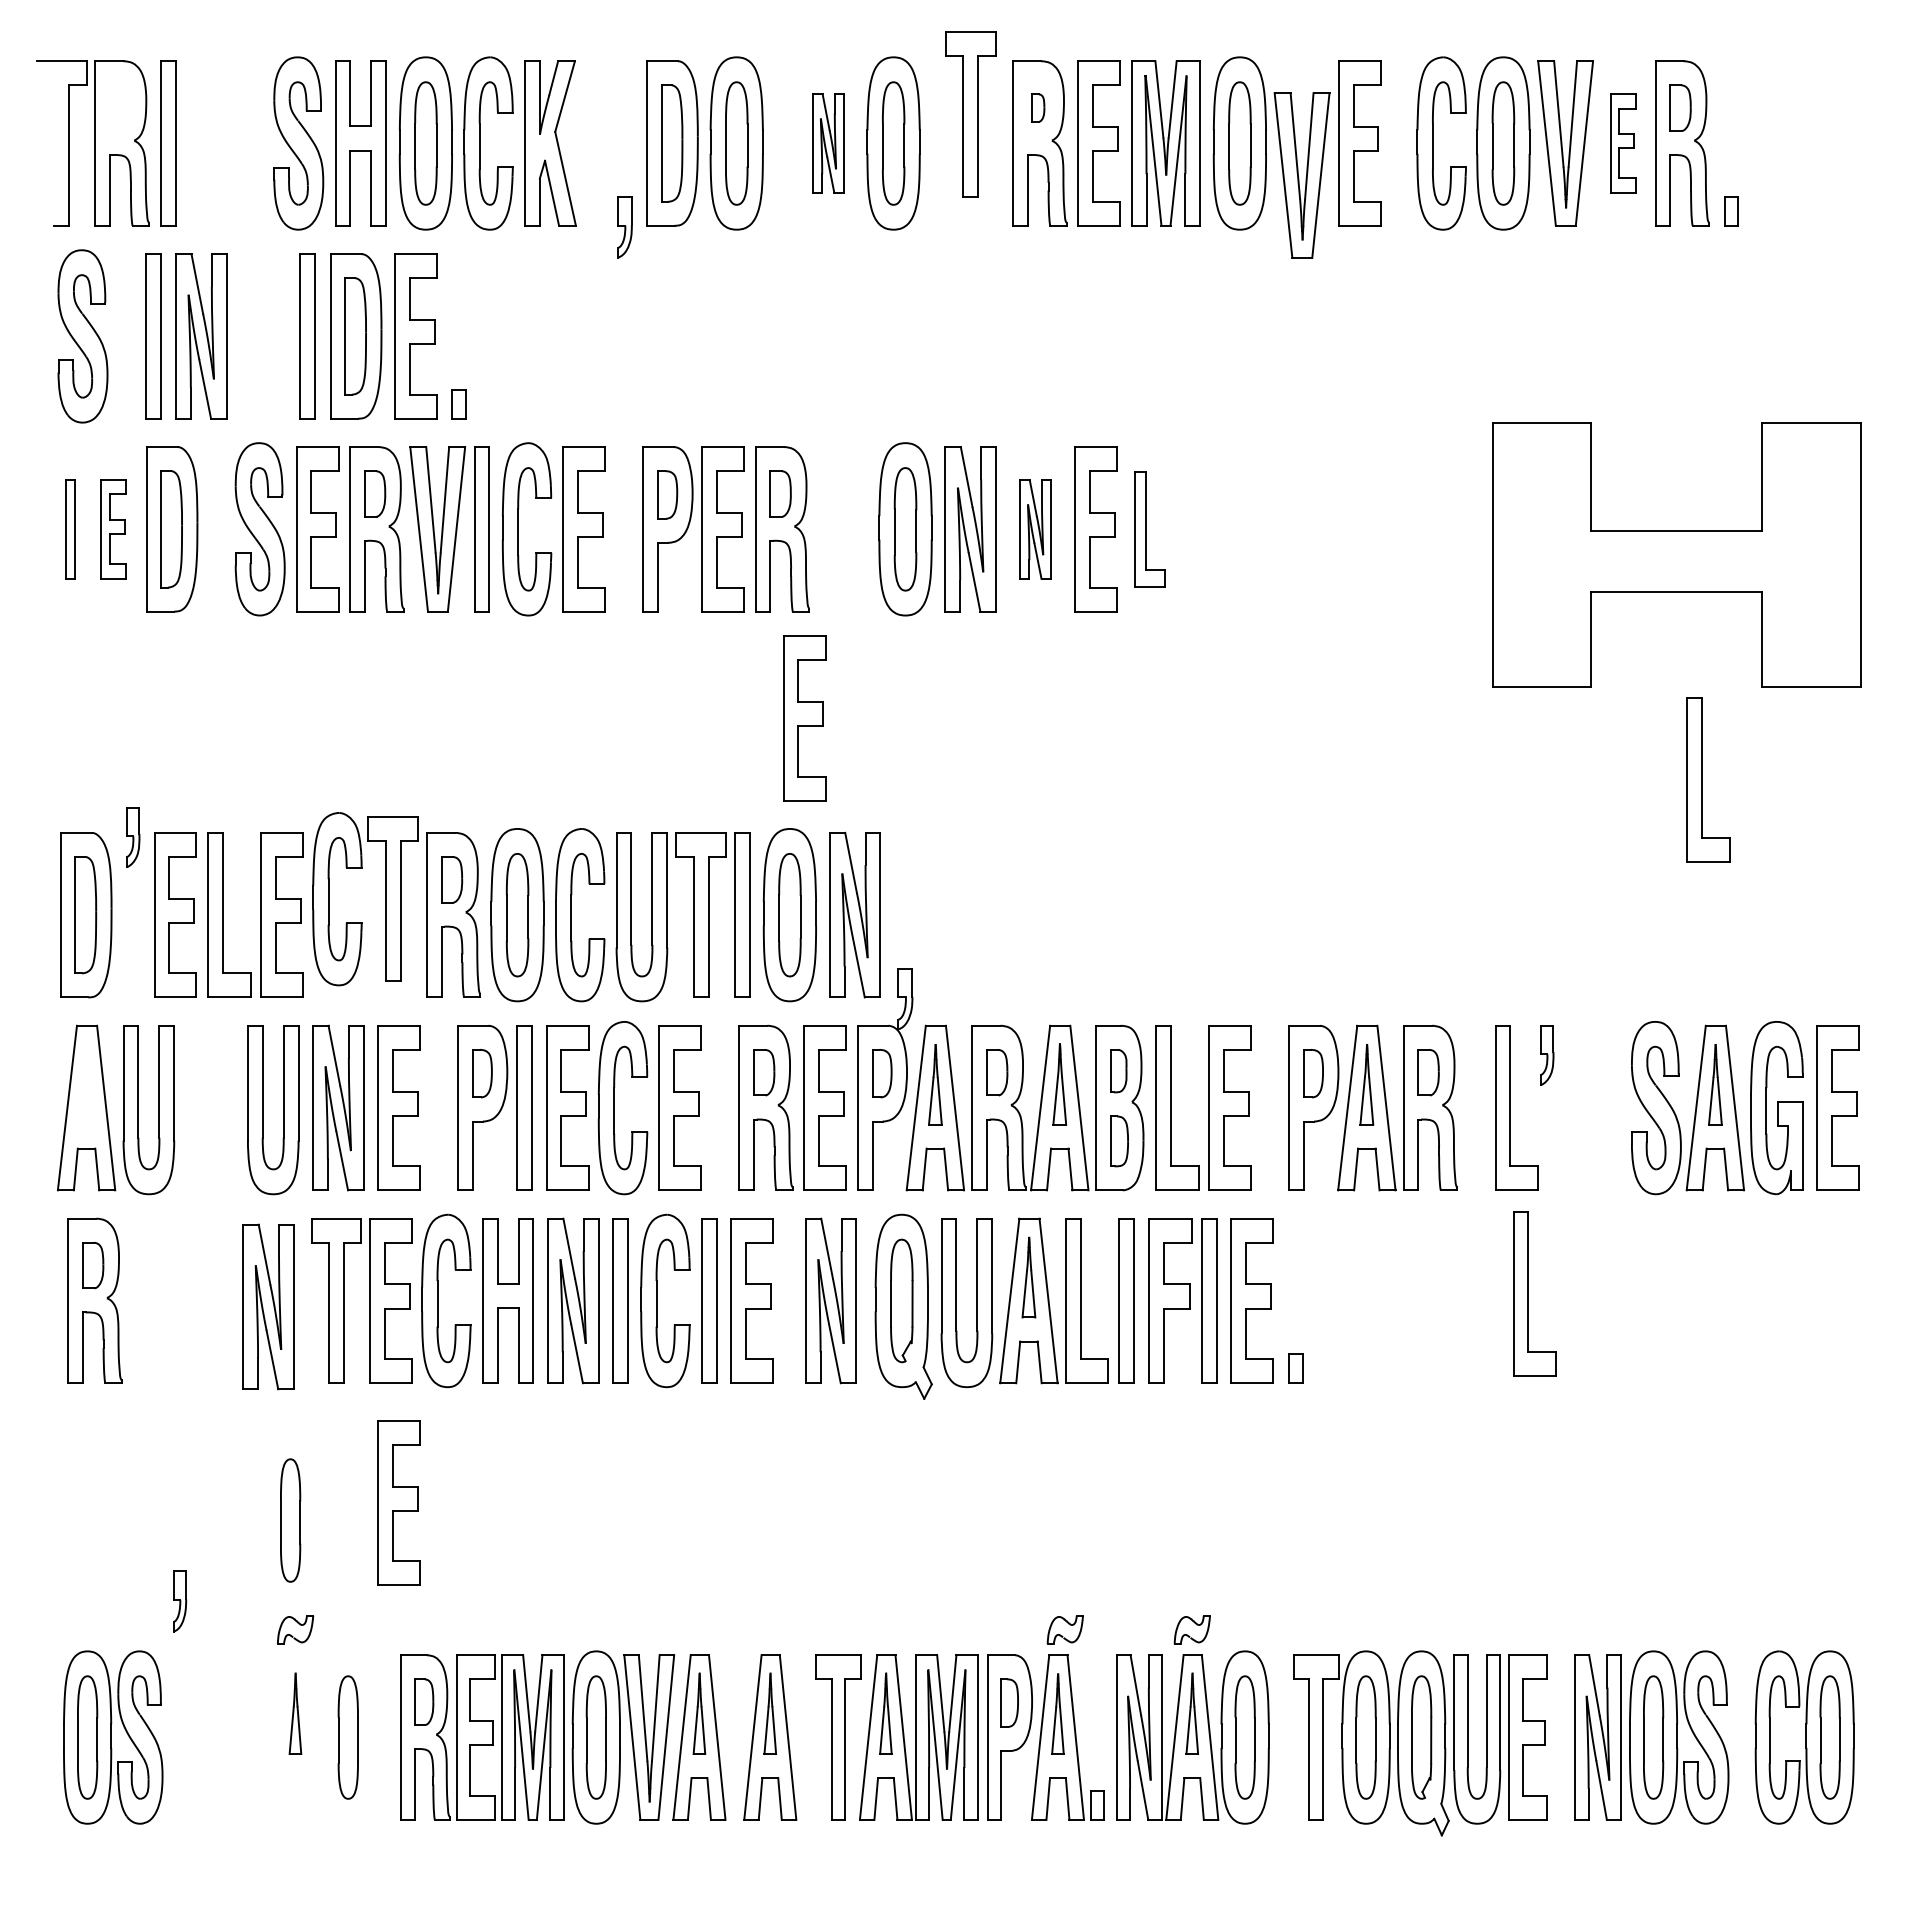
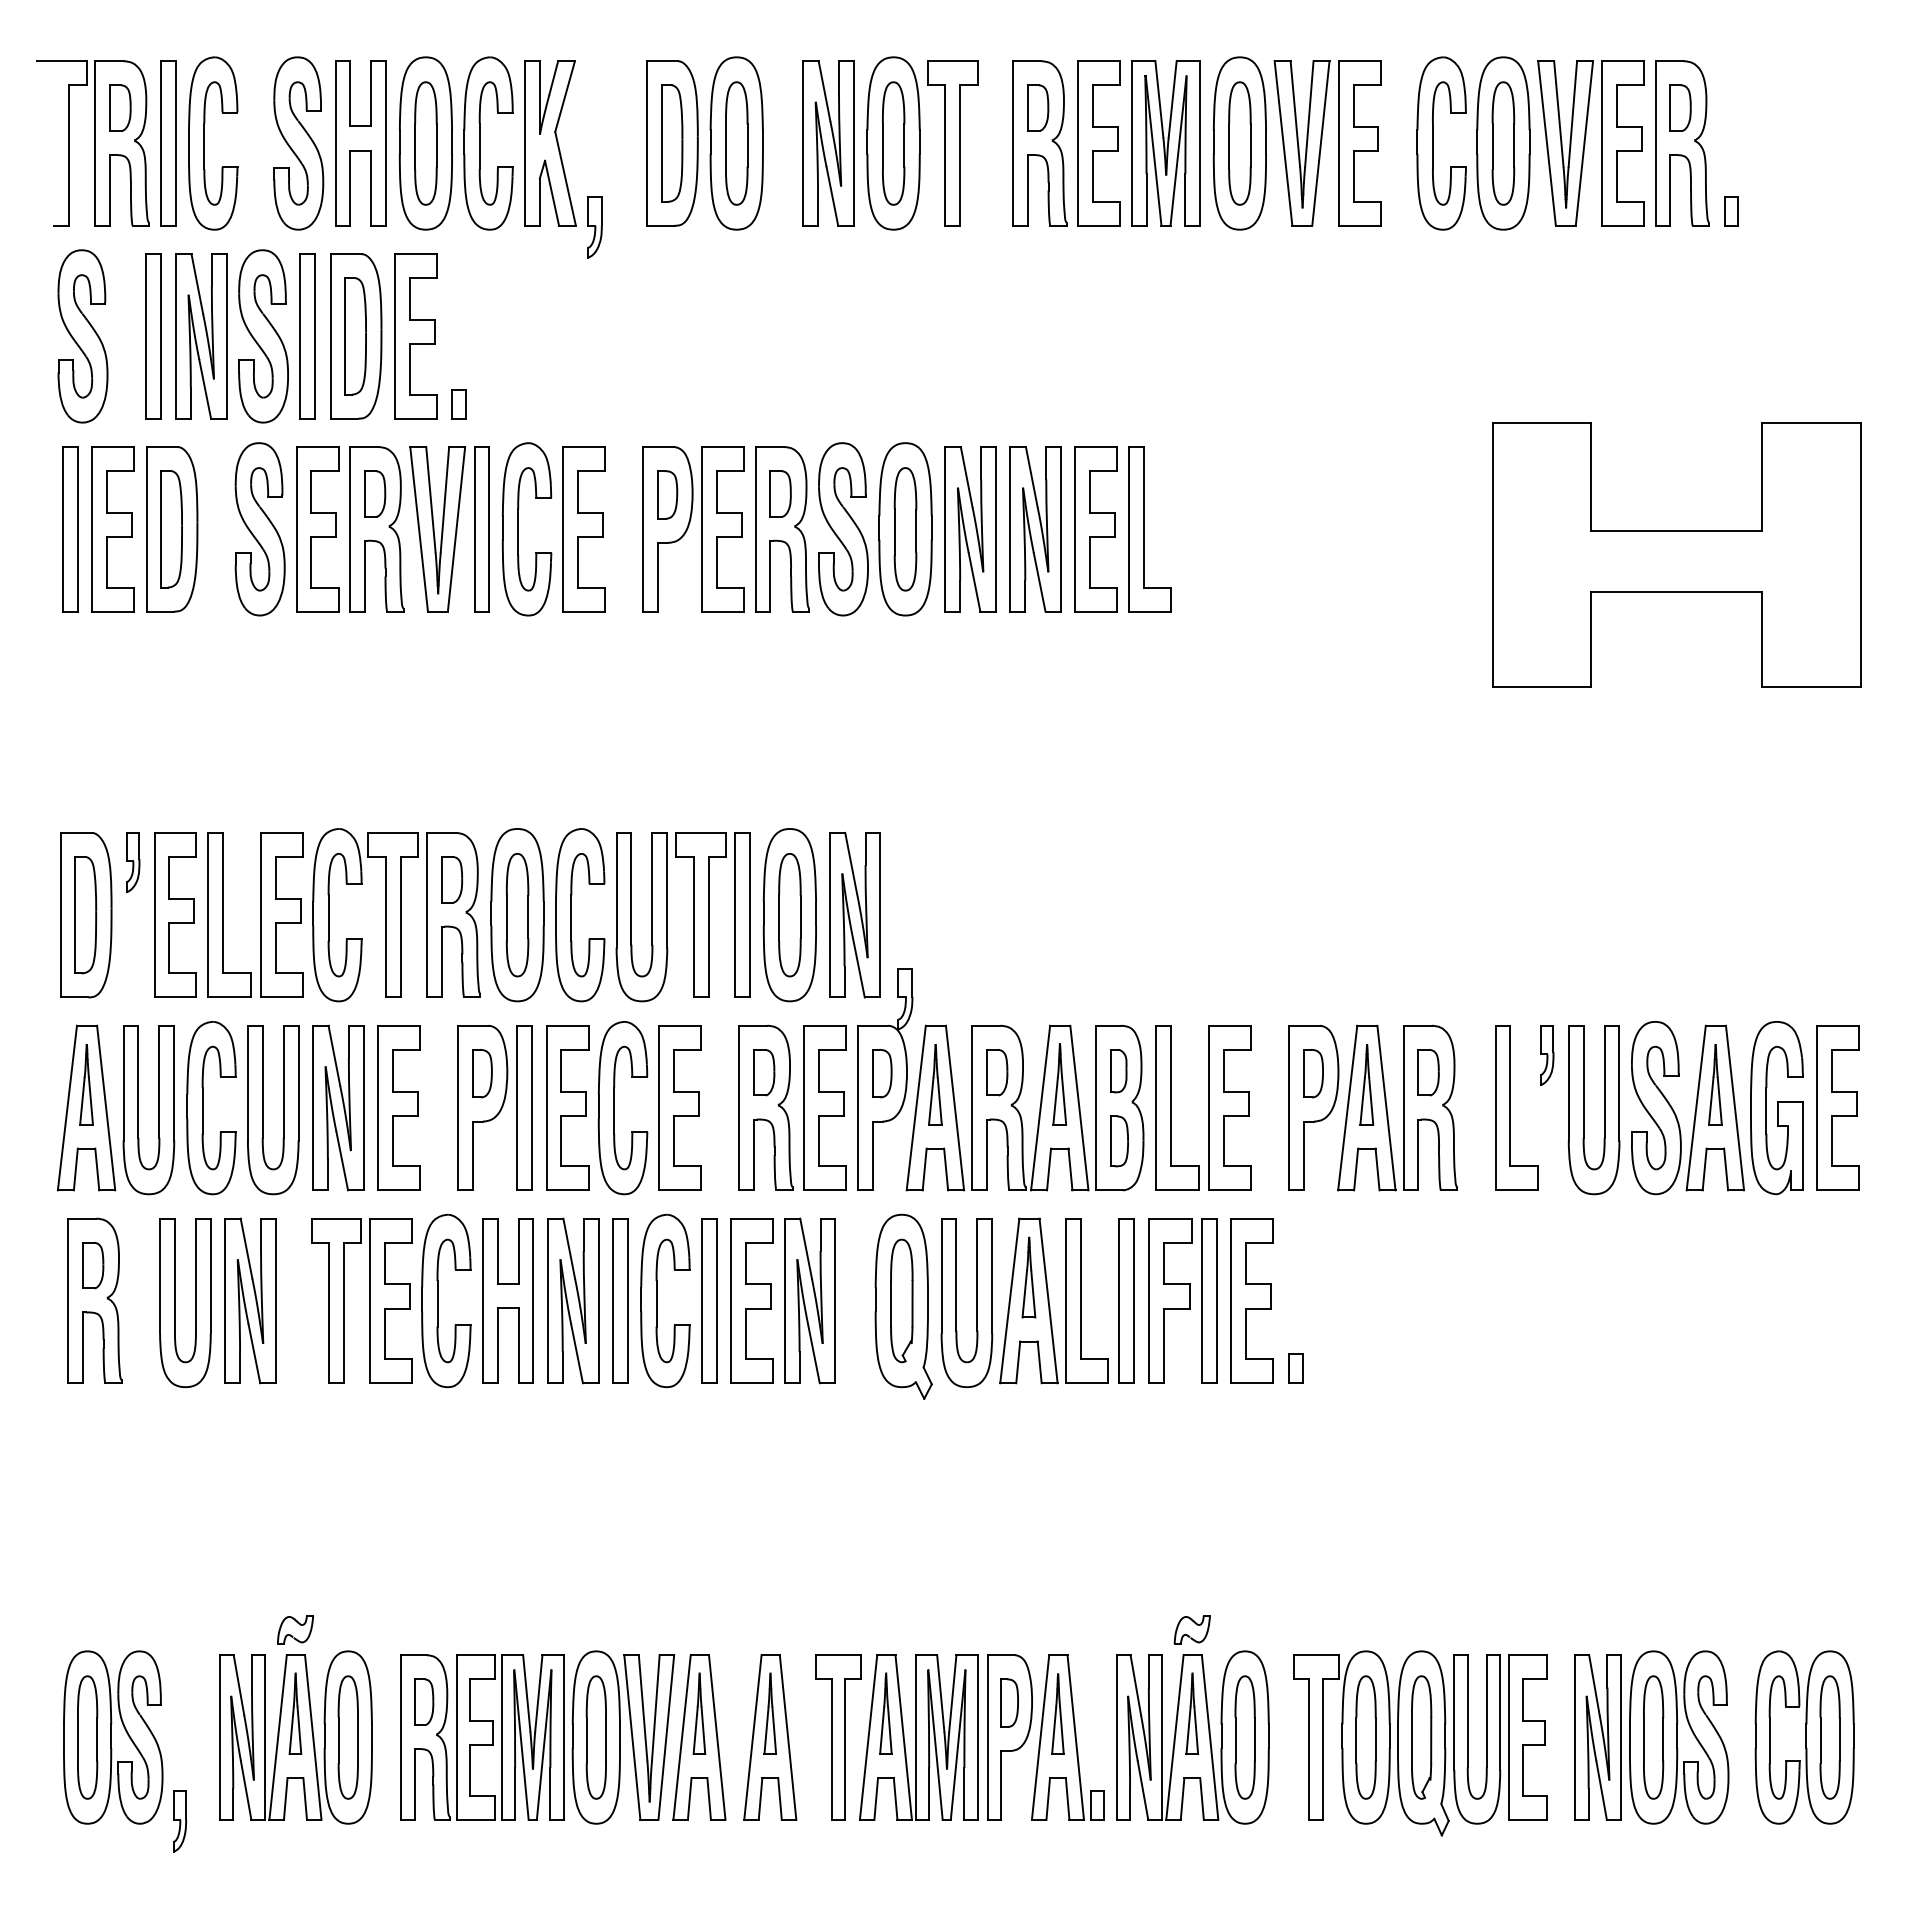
part: none -> present (120, 107)
part size: 15x30 px -> 23x48 px (1038, 107)
part position: (970, 114) -> (952, 143) (952, 143)
part: none -> present (204, 143)
part size: 33x101 px -> 53x167 px (828, 143)
part size: 27x101 px -> 44x167 px (1622, 143)
part position: (1301, 175) -> (1301, 143) (1301, 143)
part position: (624, 227) -> (594, 227) (594, 227)
part: none -> present (263, 336)
part size: 11x101 px -> 17x167 px (70, 529)
part size: 27x101 px -> 44x167 px (112, 529)
part: none -> present (843, 529)
part size: 33x101 px -> 53x167 px (1035, 529)
part size: 32x117 px -> 44x167 px (1149, 529)
part: present -> none (804, 718)
part: present -> none (1708, 779)
part position: (133, 837) -> (133, 862) (133, 862)
part position: (385, 899) -> (385, 915) (385, 915)
part: none -> present (86, 1084)
part: none -> present (203, 1108)
part: none -> present (1584, 1110)
part: present -> none (1534, 1293)
part position: (830, 1300) -> (809, 1300) (809, 1300)
part: none -> present (175, 1303)
part position: (268, 1306) -> (250, 1300) (250, 1300)
part: present -> none (398, 1502)
part: present -> none (290, 1520)
part position: (180, 1601) -> (180, 1821) (180, 1821)
part: present -> none (1064, 1629)
part: none -> present (295, 1737)
